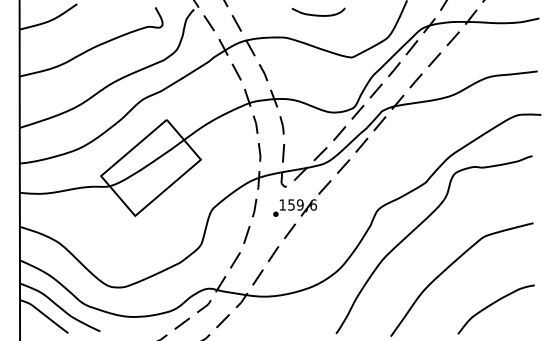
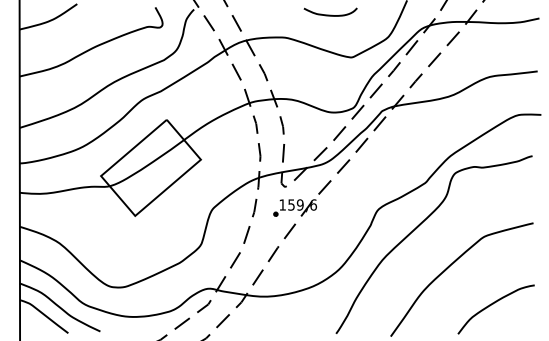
curve position: (318, 14) -> (330, 14) (330, 14)
